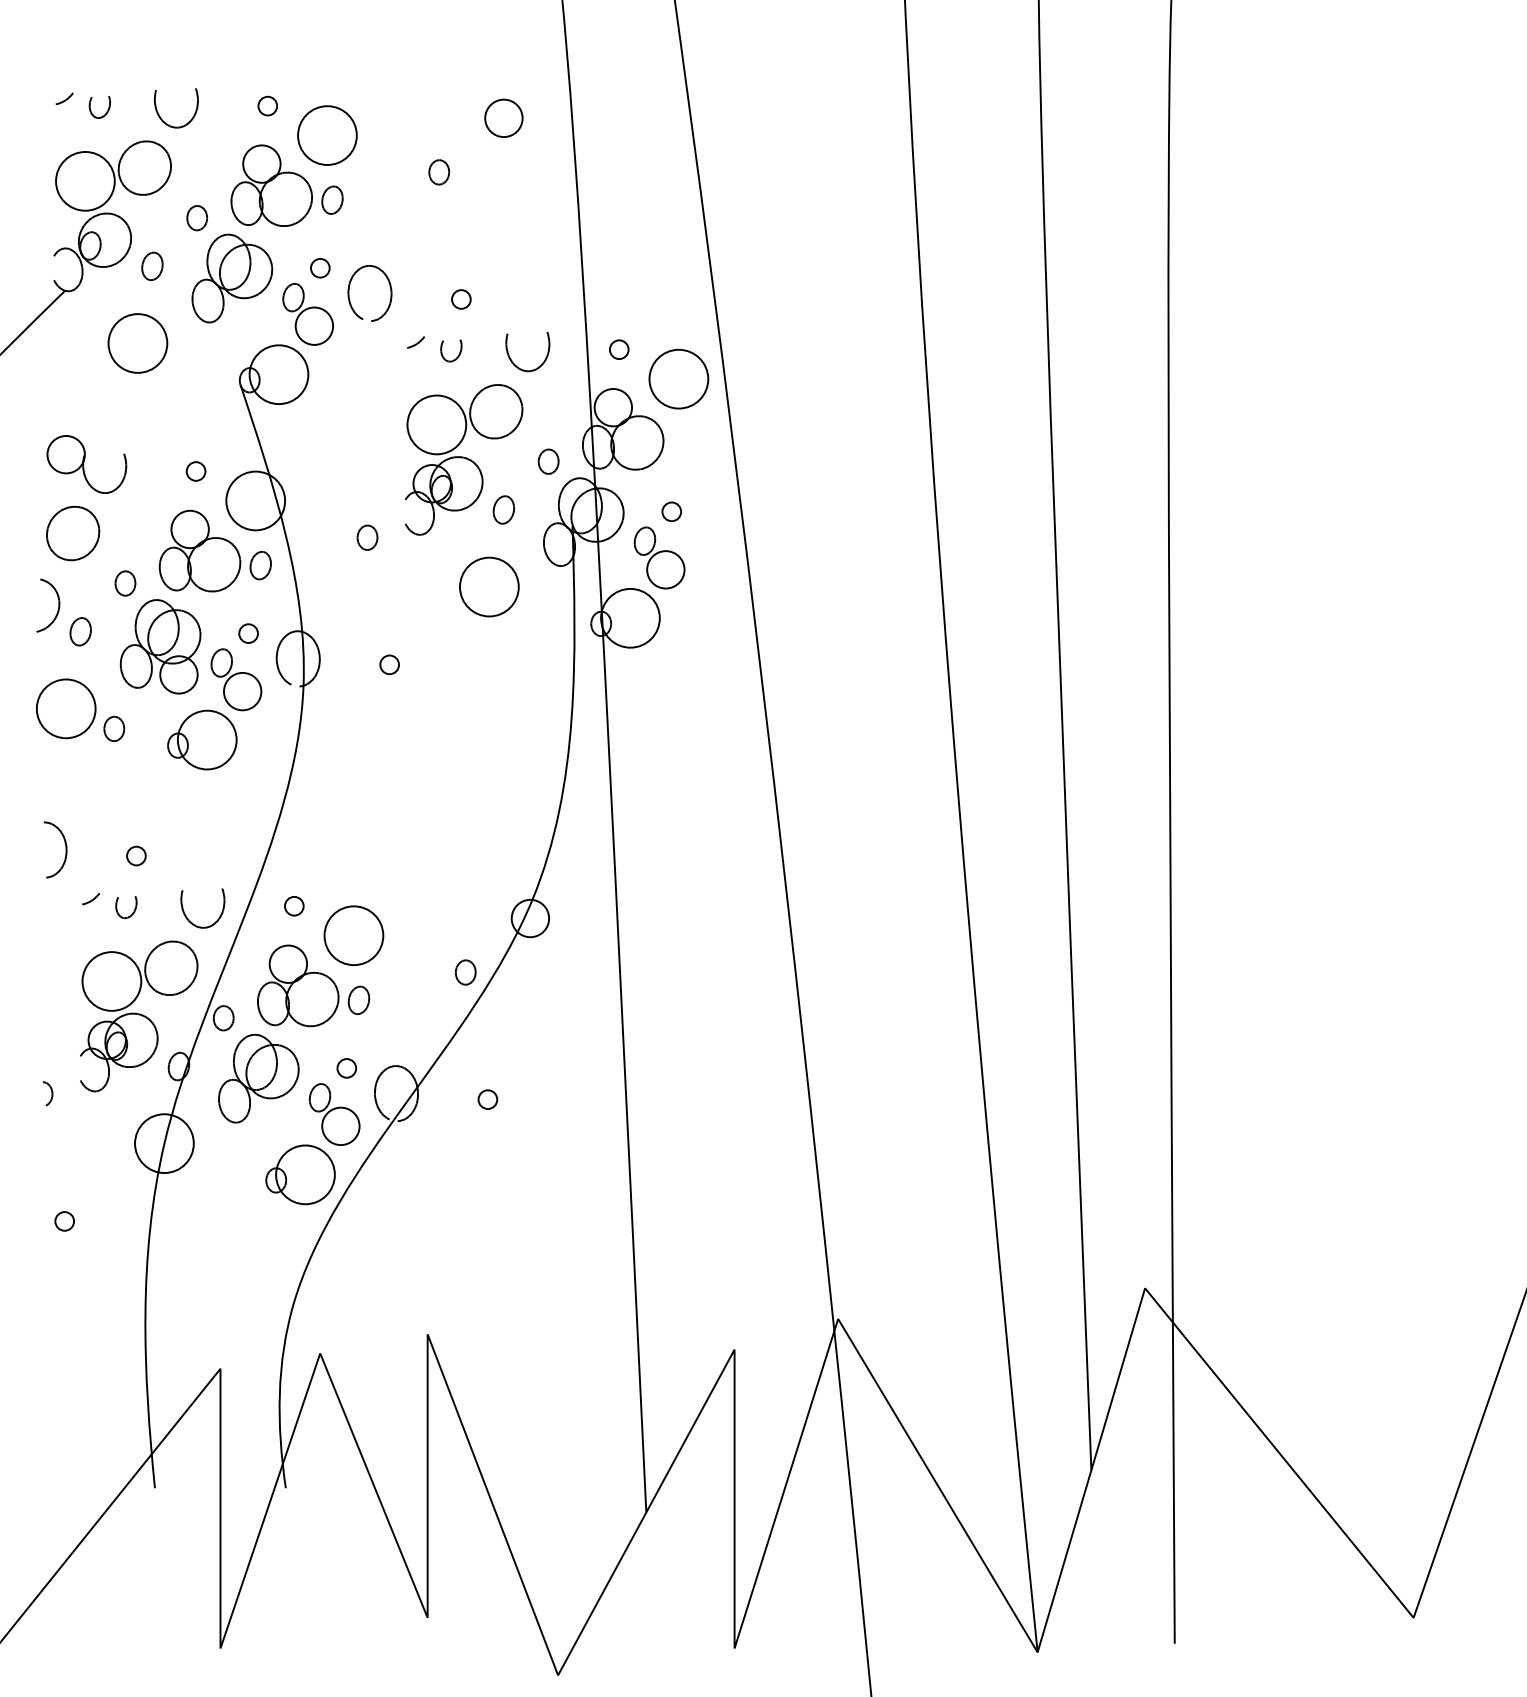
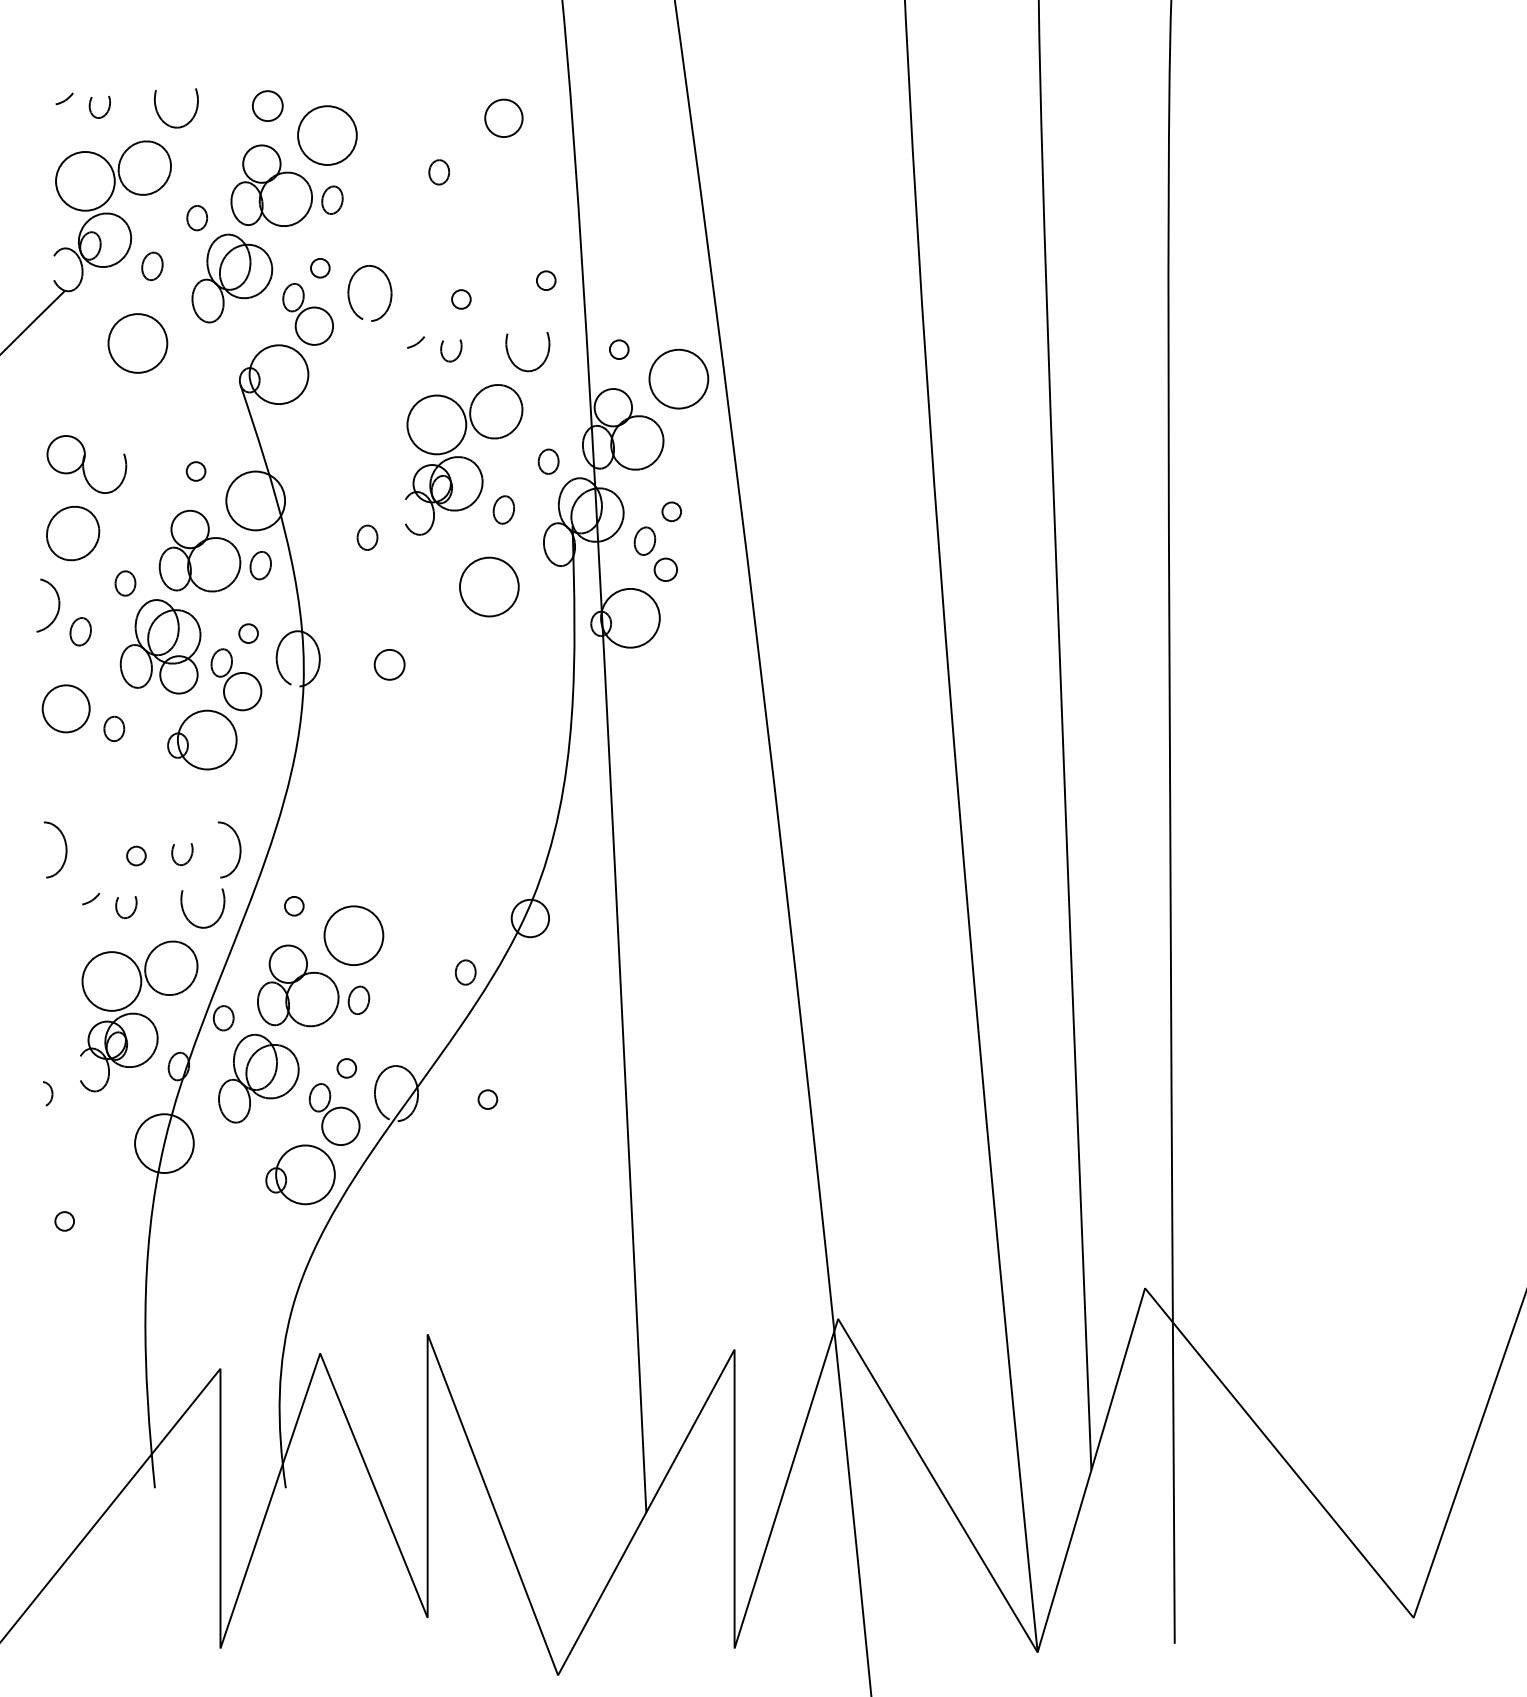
circle diameter: 19 px -> 30 px (267, 106)
circle: none -> present (546, 280)
circle diameter: 37 px -> 22 px (665, 569)
circle diameter: 19 px -> 30 px (389, 664)
circle diameter: 59 px -> 47 px (65, 708)
part: none -> present (239, 849)
part: none -> present (188, 859)
